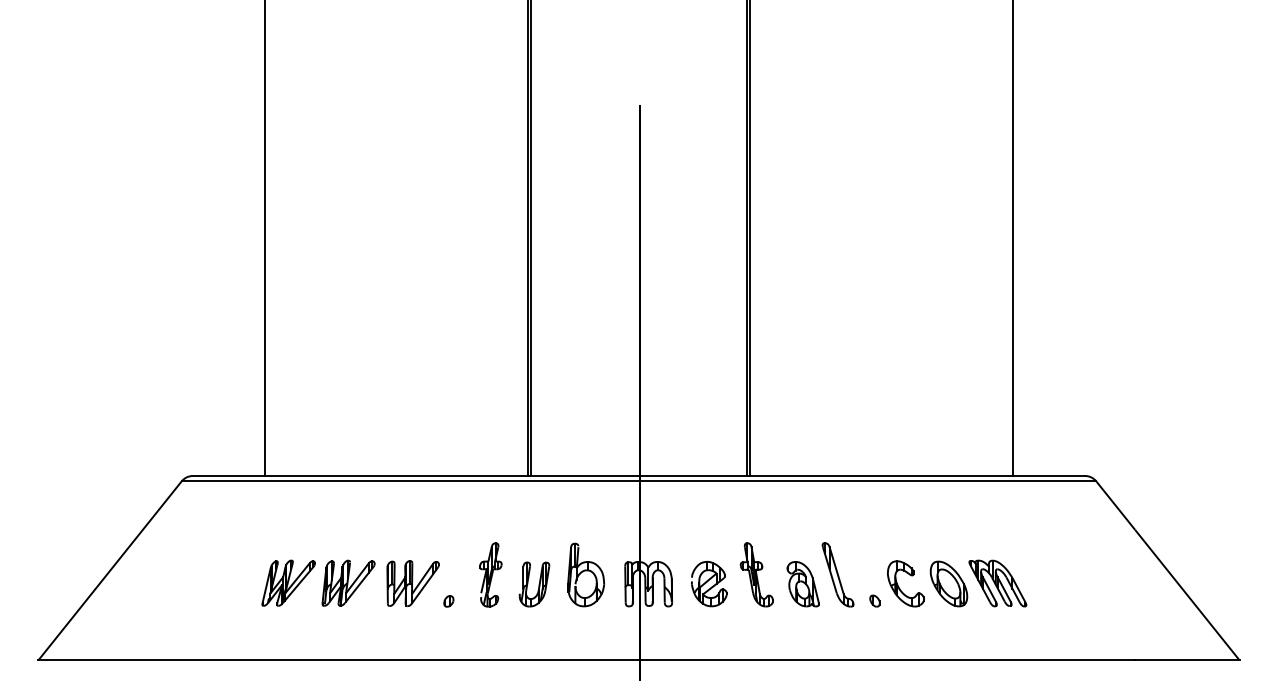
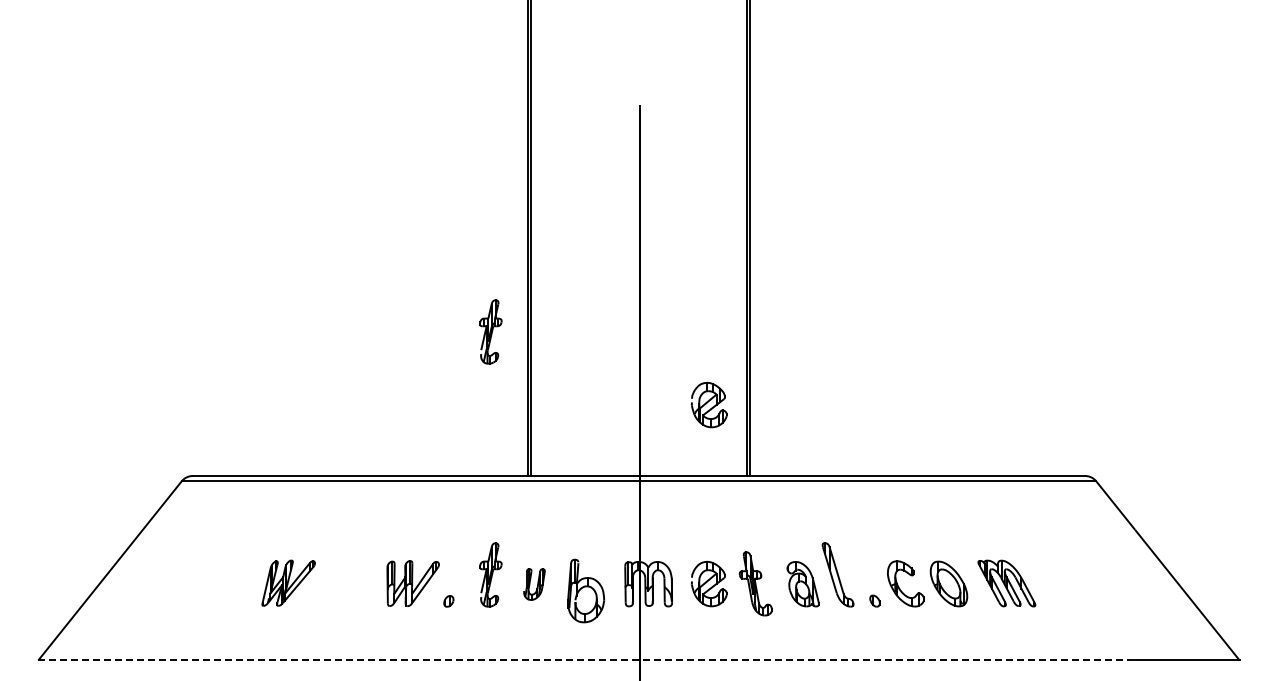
line: present -> none (265, 238)
line: present -> none (1012, 238)
part: none -> present (490, 331)
part: none -> present (709, 405)
part position: (586, 574) -> (586, 590) (586, 590)
part position: (756, 574) -> (755, 583) (755, 583)
part: present -> none (348, 582)
part position: (997, 583) -> (1006, 583) (1006, 583)
part size: 33x47 px -> 23x33 px (534, 584)
line: solid -> dashed (587, 660)
